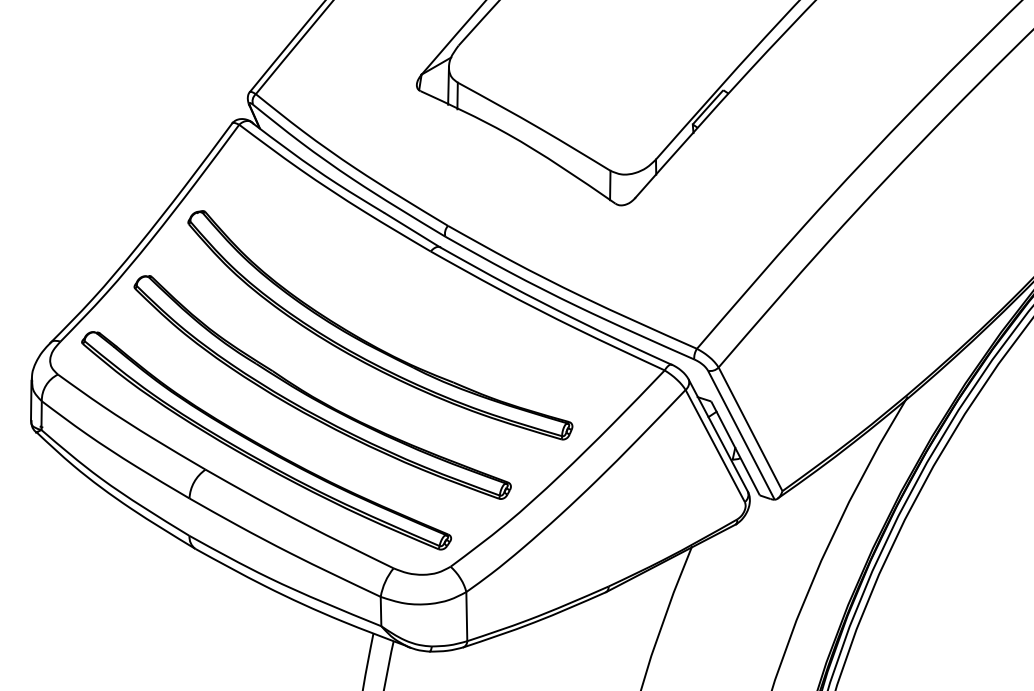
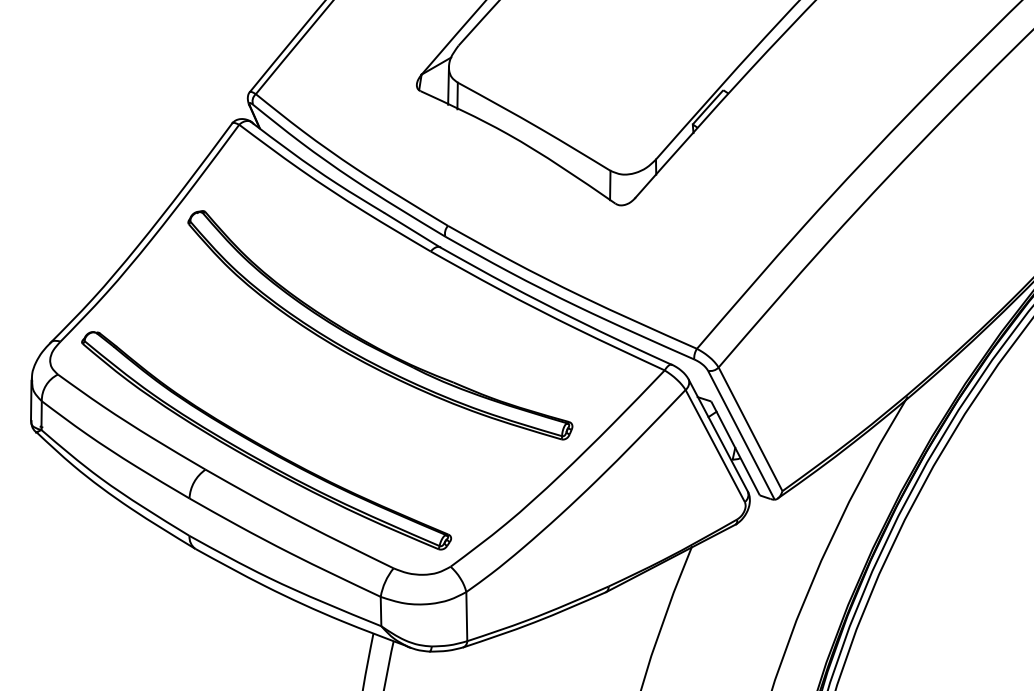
part: present -> none (316, 397)
